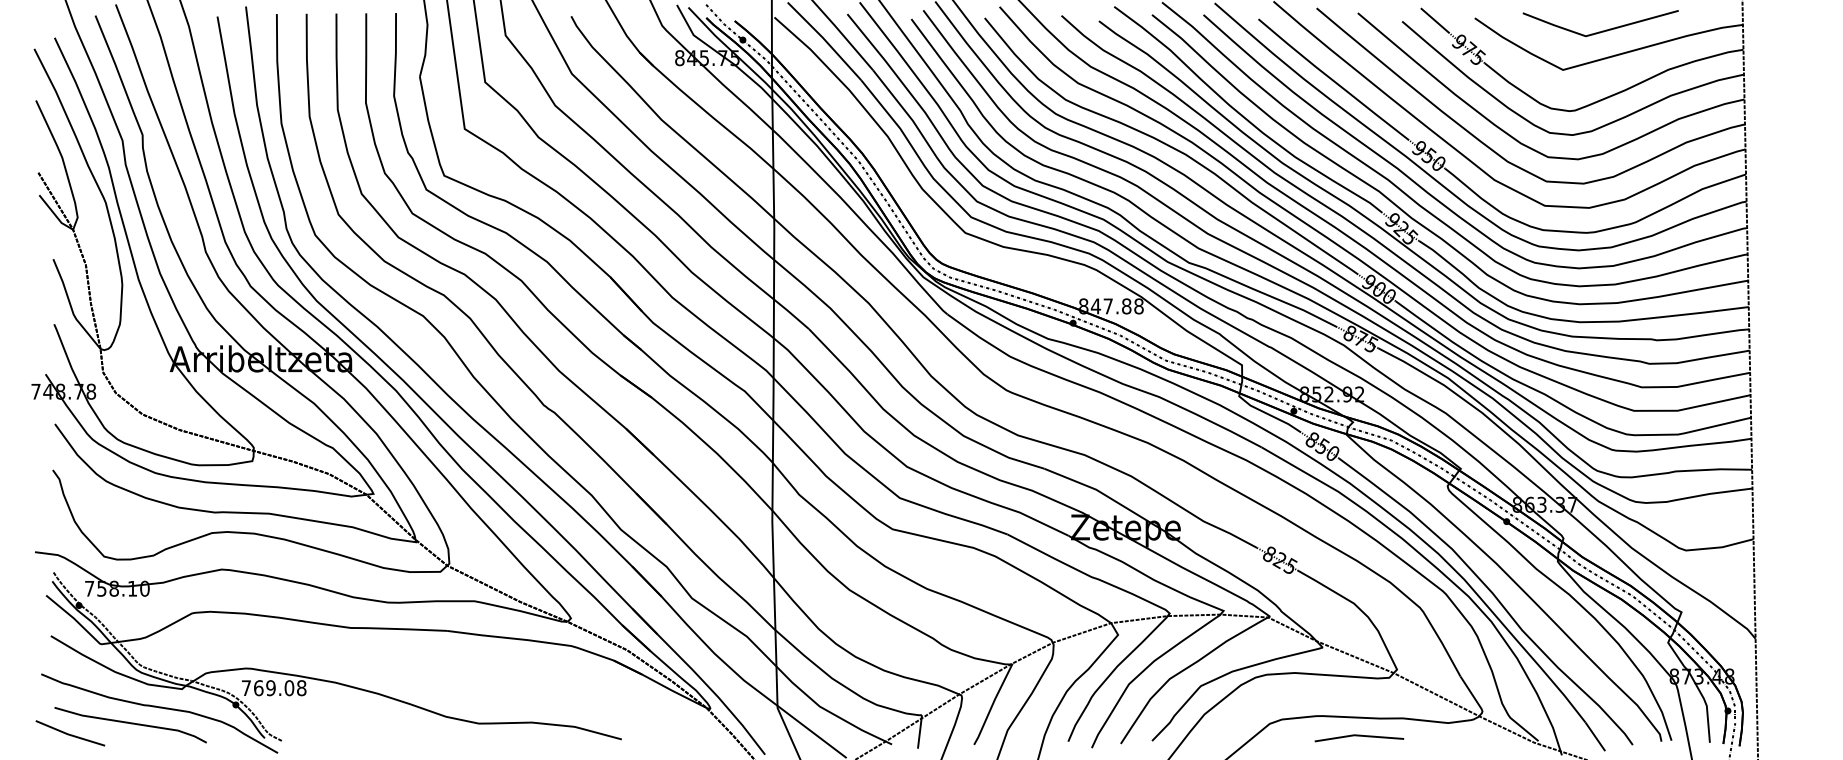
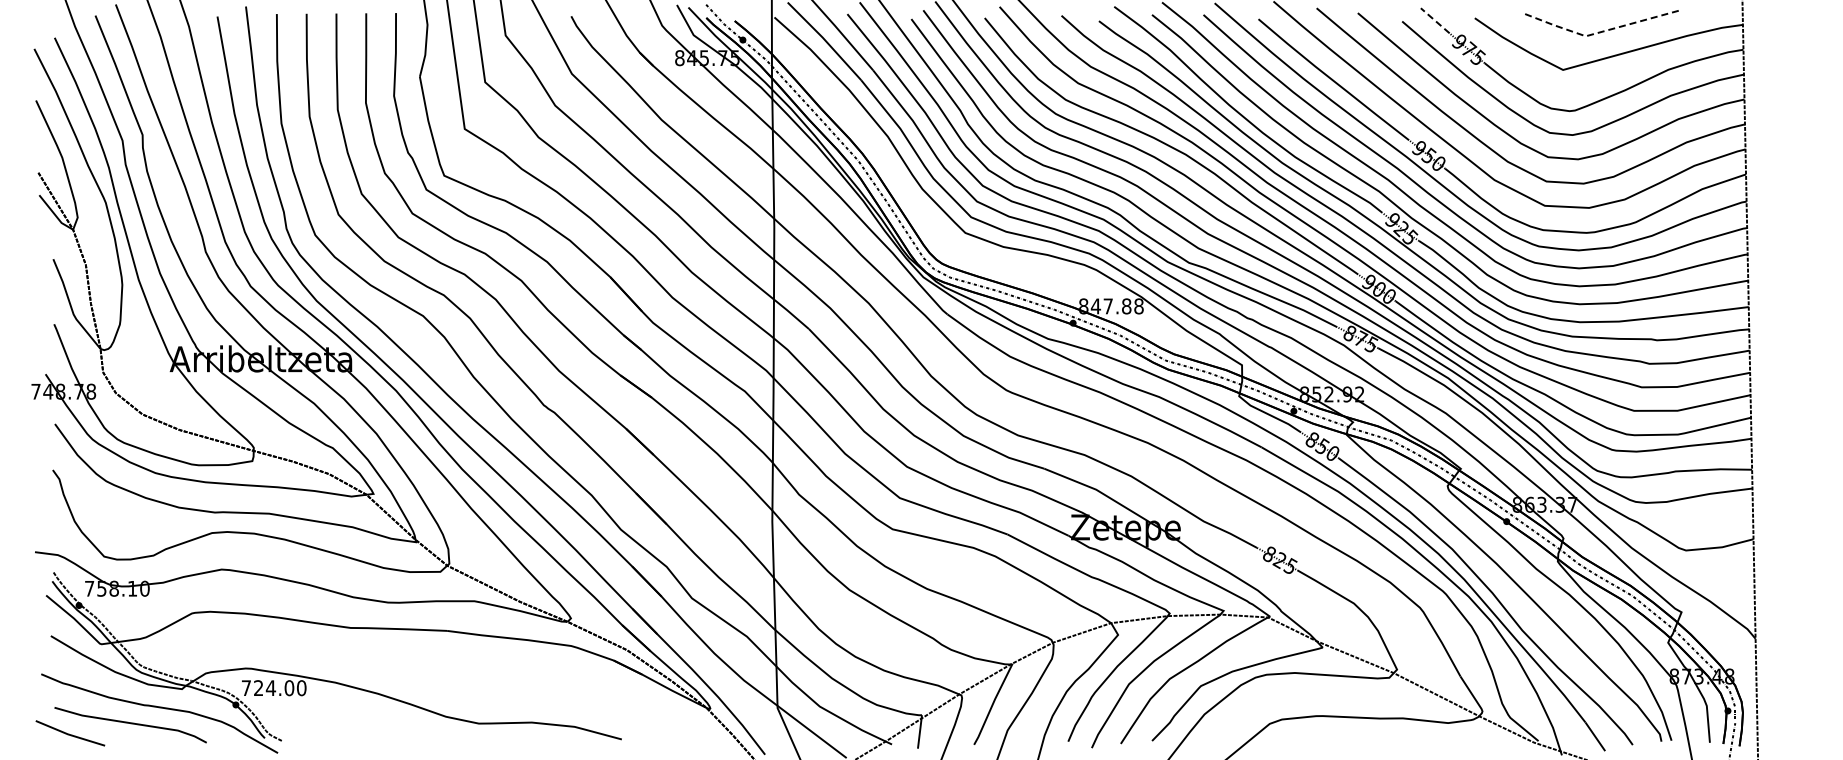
line: solid -> dashed (1434, 20)
line: solid -> dashed (1598, 32)
text: 769.08 -> 724.00 (280, 688)
line: present -> none (1359, 736)
